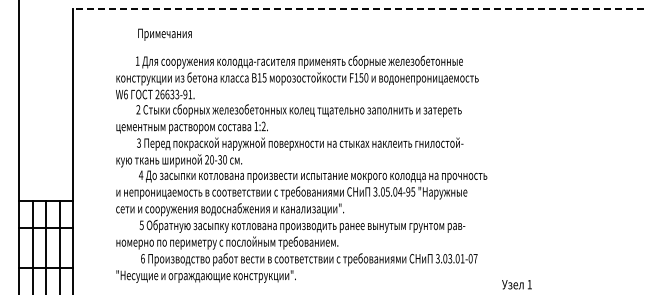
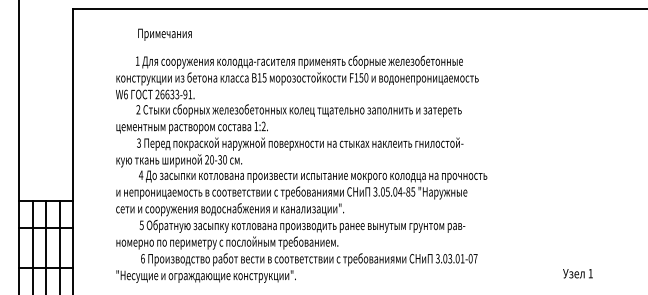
line: dashed -> solid (359, 8)
text: 3.05.04-95 -> 3.05.04-85 (408, 191)
text position: (516, 284) -> (577, 273) (577, 273)
